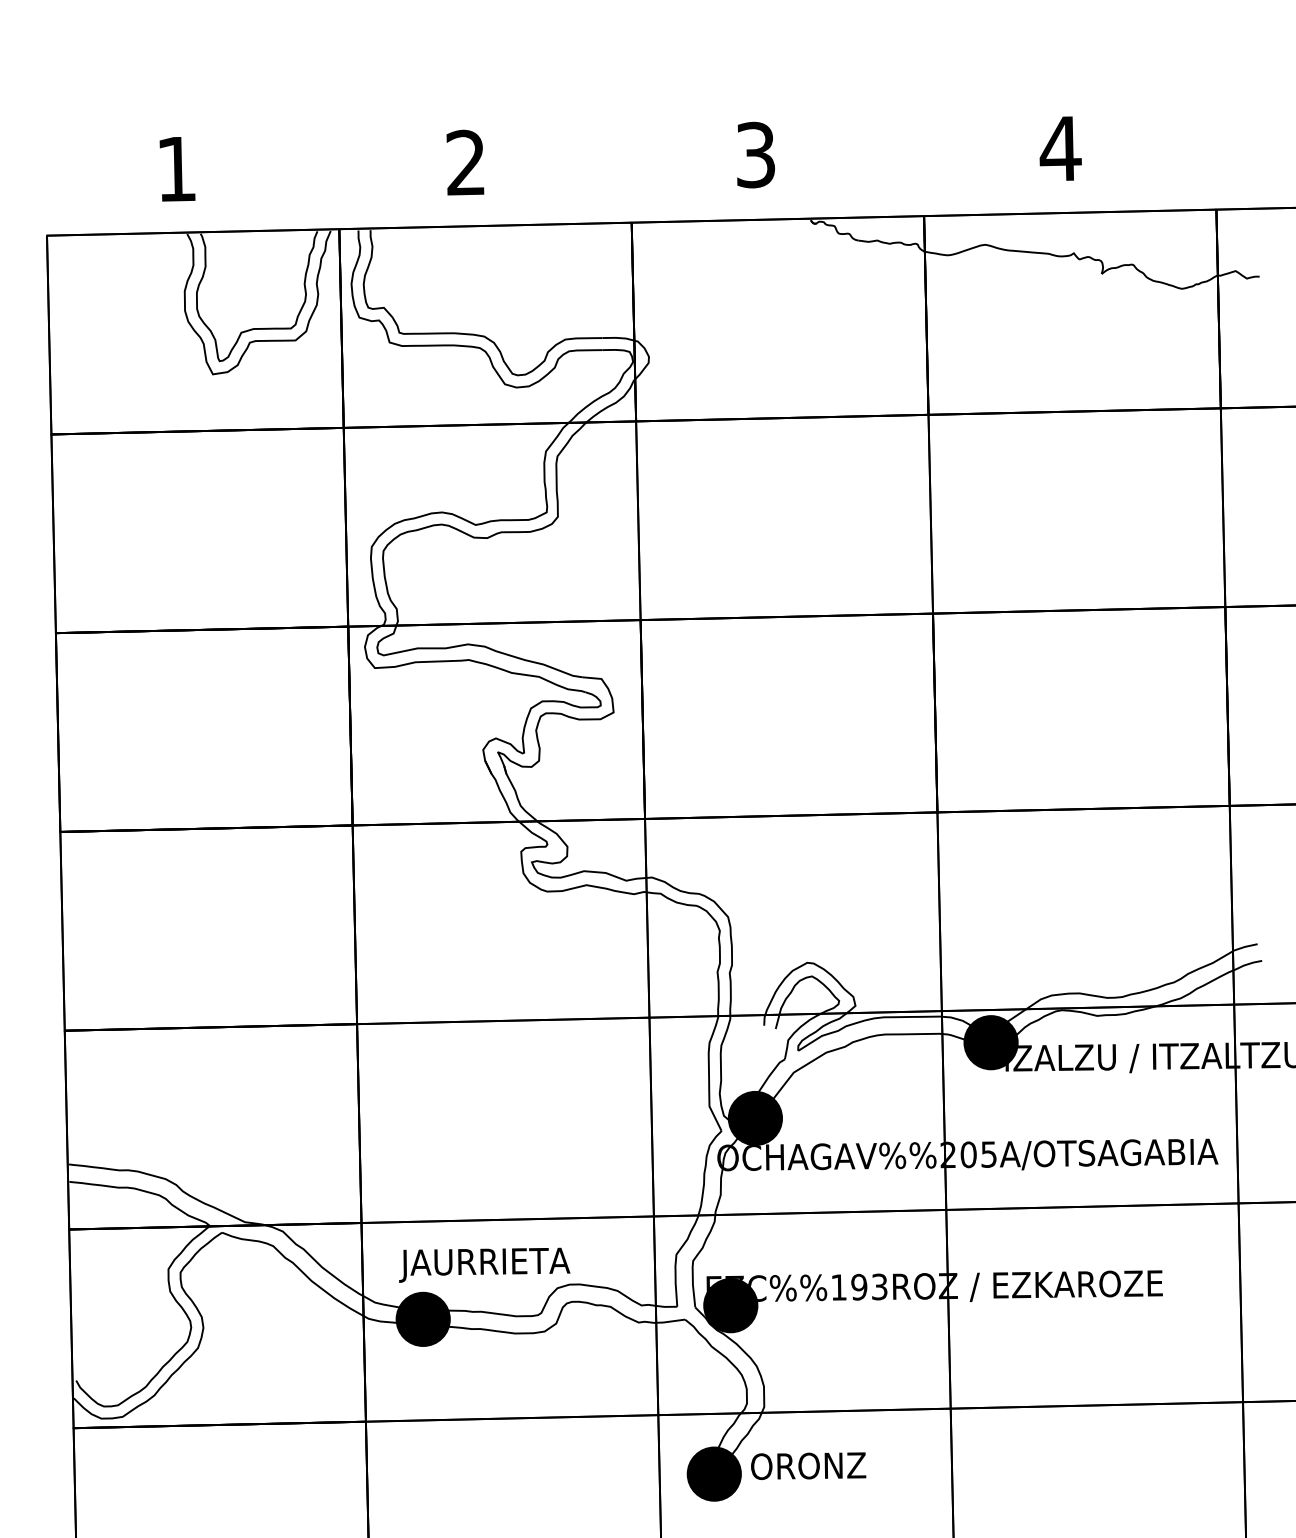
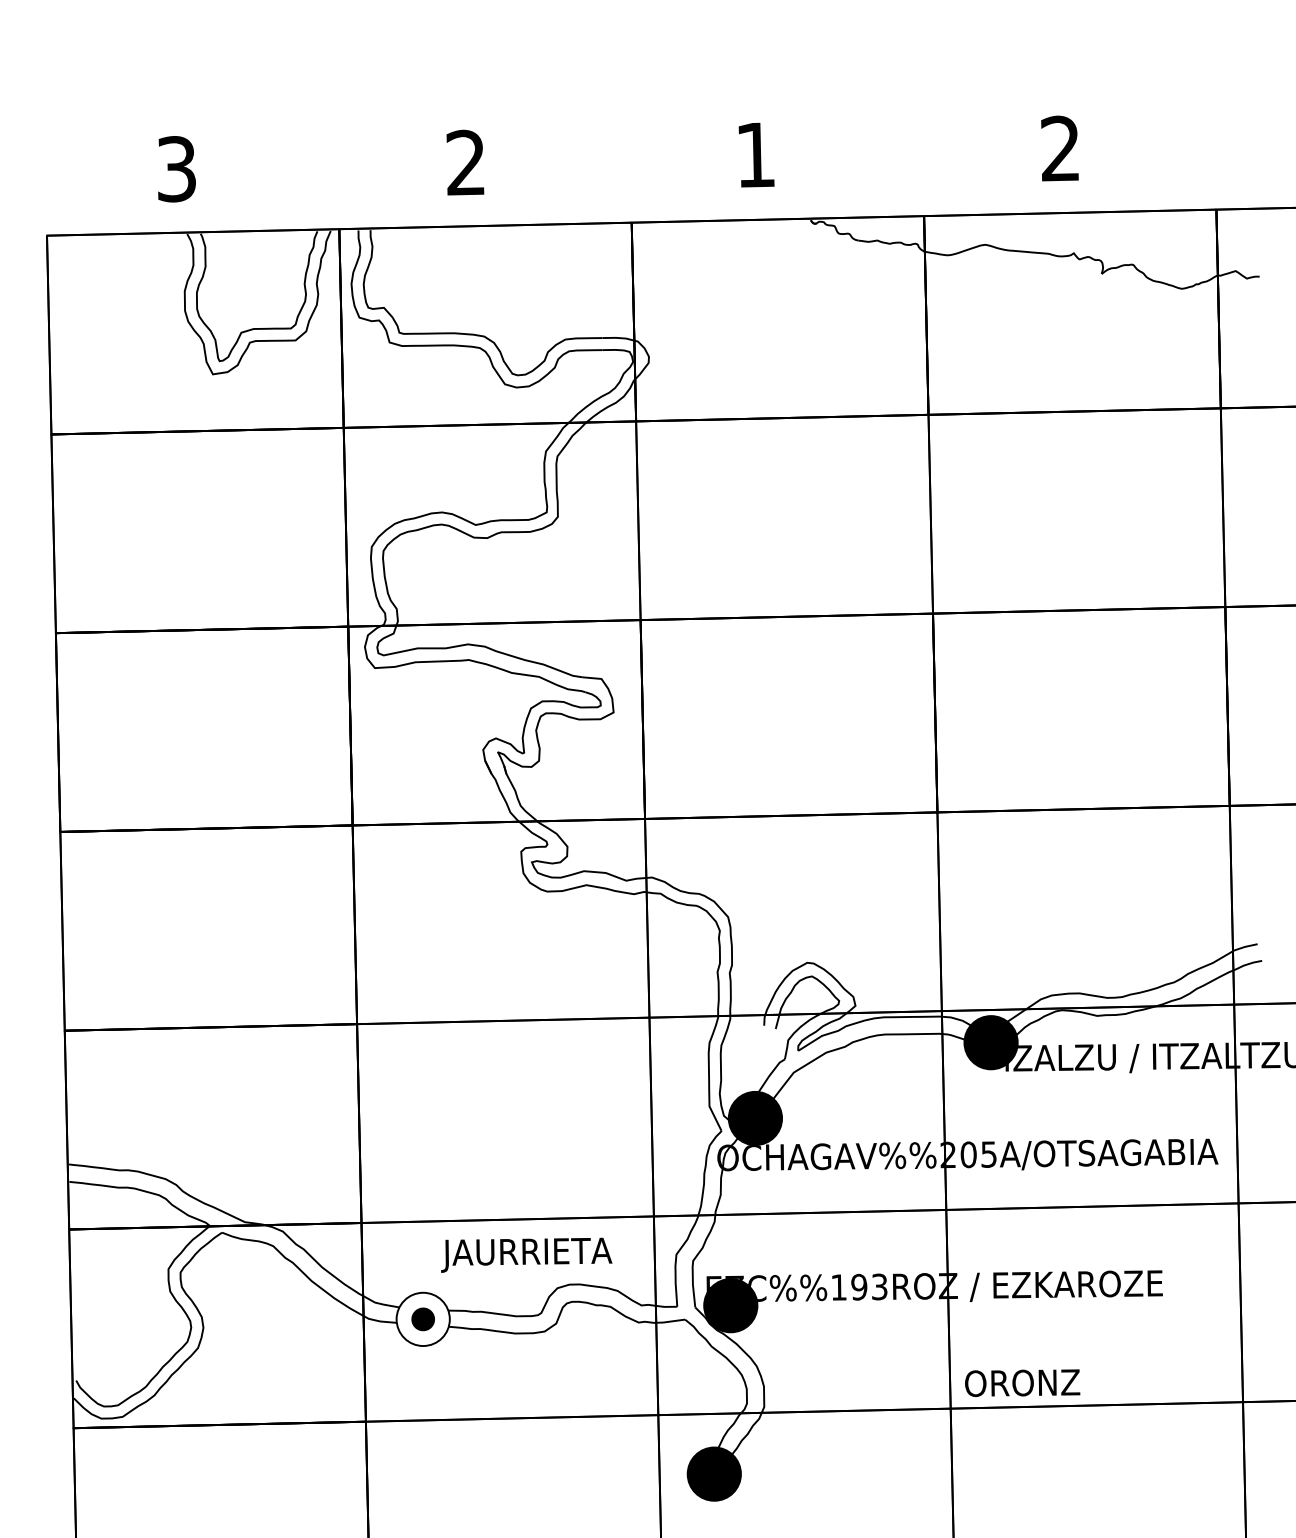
text: 4 -> 2 (1060, 148)
text: 3 -> 1 (756, 154)
text: 1 -> 3 (176, 169)
text position: (484, 1264) -> (526, 1254) (526, 1254)
fill: present -> none (422, 1319)
fill: present -> none (423, 1319)
text position: (808, 1465) -> (1022, 1382) (1022, 1382)
